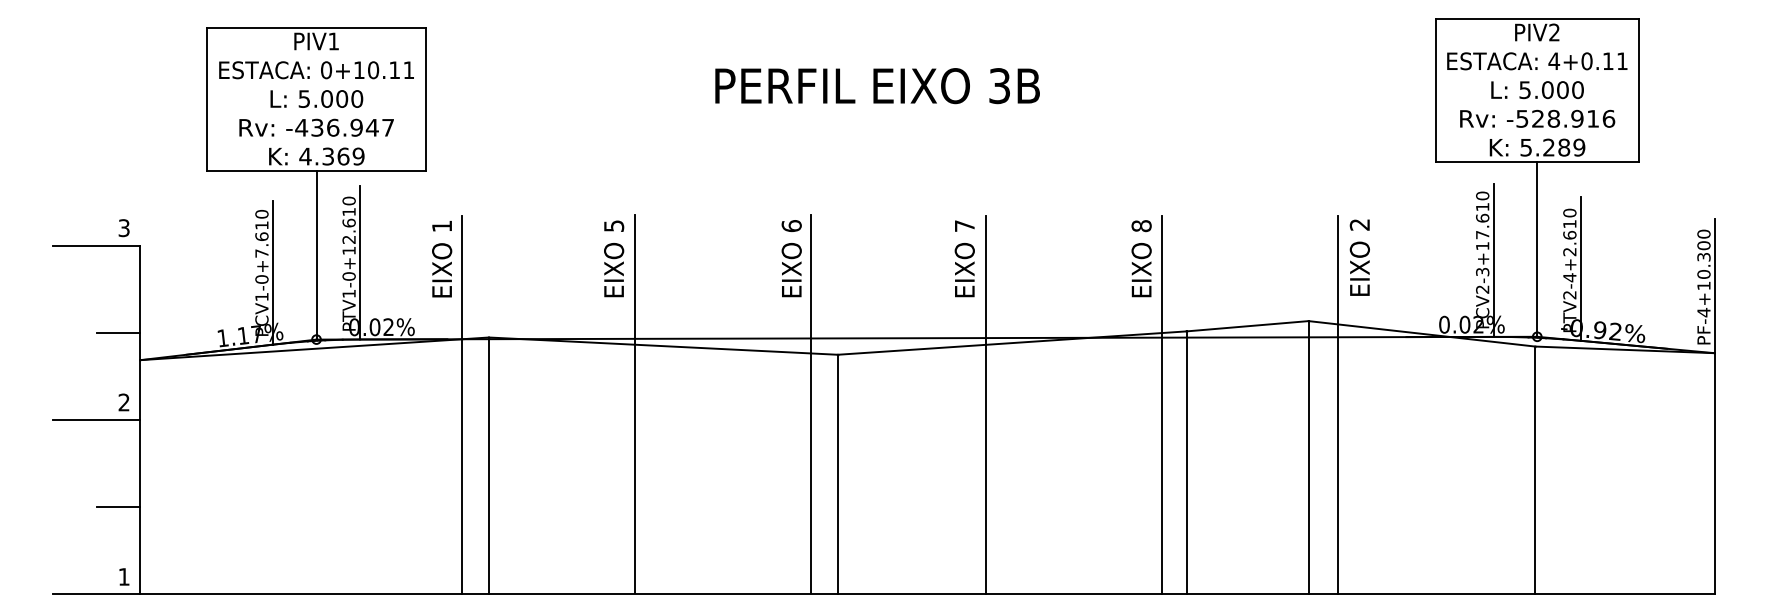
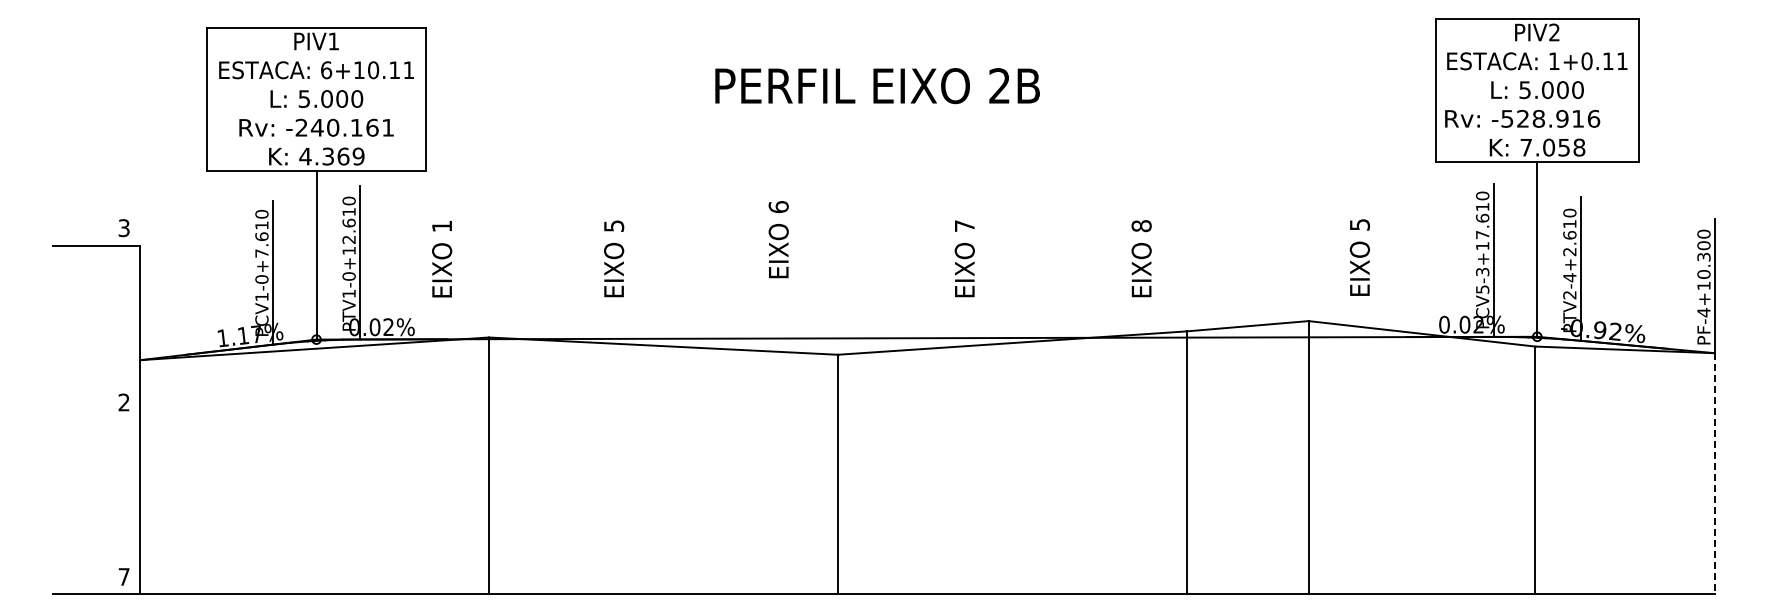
text: 4+0.11 -> 1+0.11 (1554, 60)
text: 0+10.11 -> 6+10.11 (326, 69)
text: 3B -> 2B (999, 86)
text position: (1537, 118) -> (1522, 118) (1522, 118)
text: -436.947 -> -240.161 (344, 127)
text: 5.289 -> 7.058 (1552, 147)
text: 2 -> 5 (1359, 224)
text position: (791, 258) -> (778, 239) (778, 239)
text: PCV2-3+17.610 -> PCV5-3+17.610 (1482, 289)
line: present -> none (118, 332)
line: present -> none (635, 403)
line: present -> none (811, 403)
line: present -> none (985, 404)
line: present -> none (1161, 404)
line: present -> none (462, 405)
line: present -> none (1337, 405)
line: present -> none (96, 419)
line: solid -> dashed (1714, 473)
line: present -> none (118, 507)
text: 1 -> 7 (123, 576)
